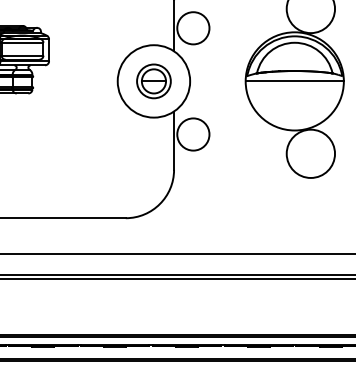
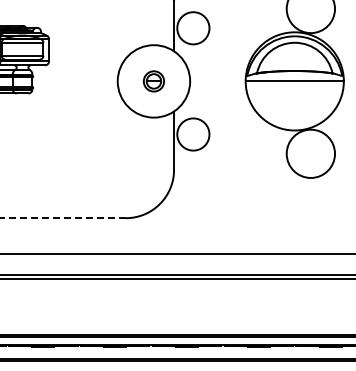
part size: 36x37 px -> 22x23 px (153, 81)
line: solid -> dashed (62, 218)
